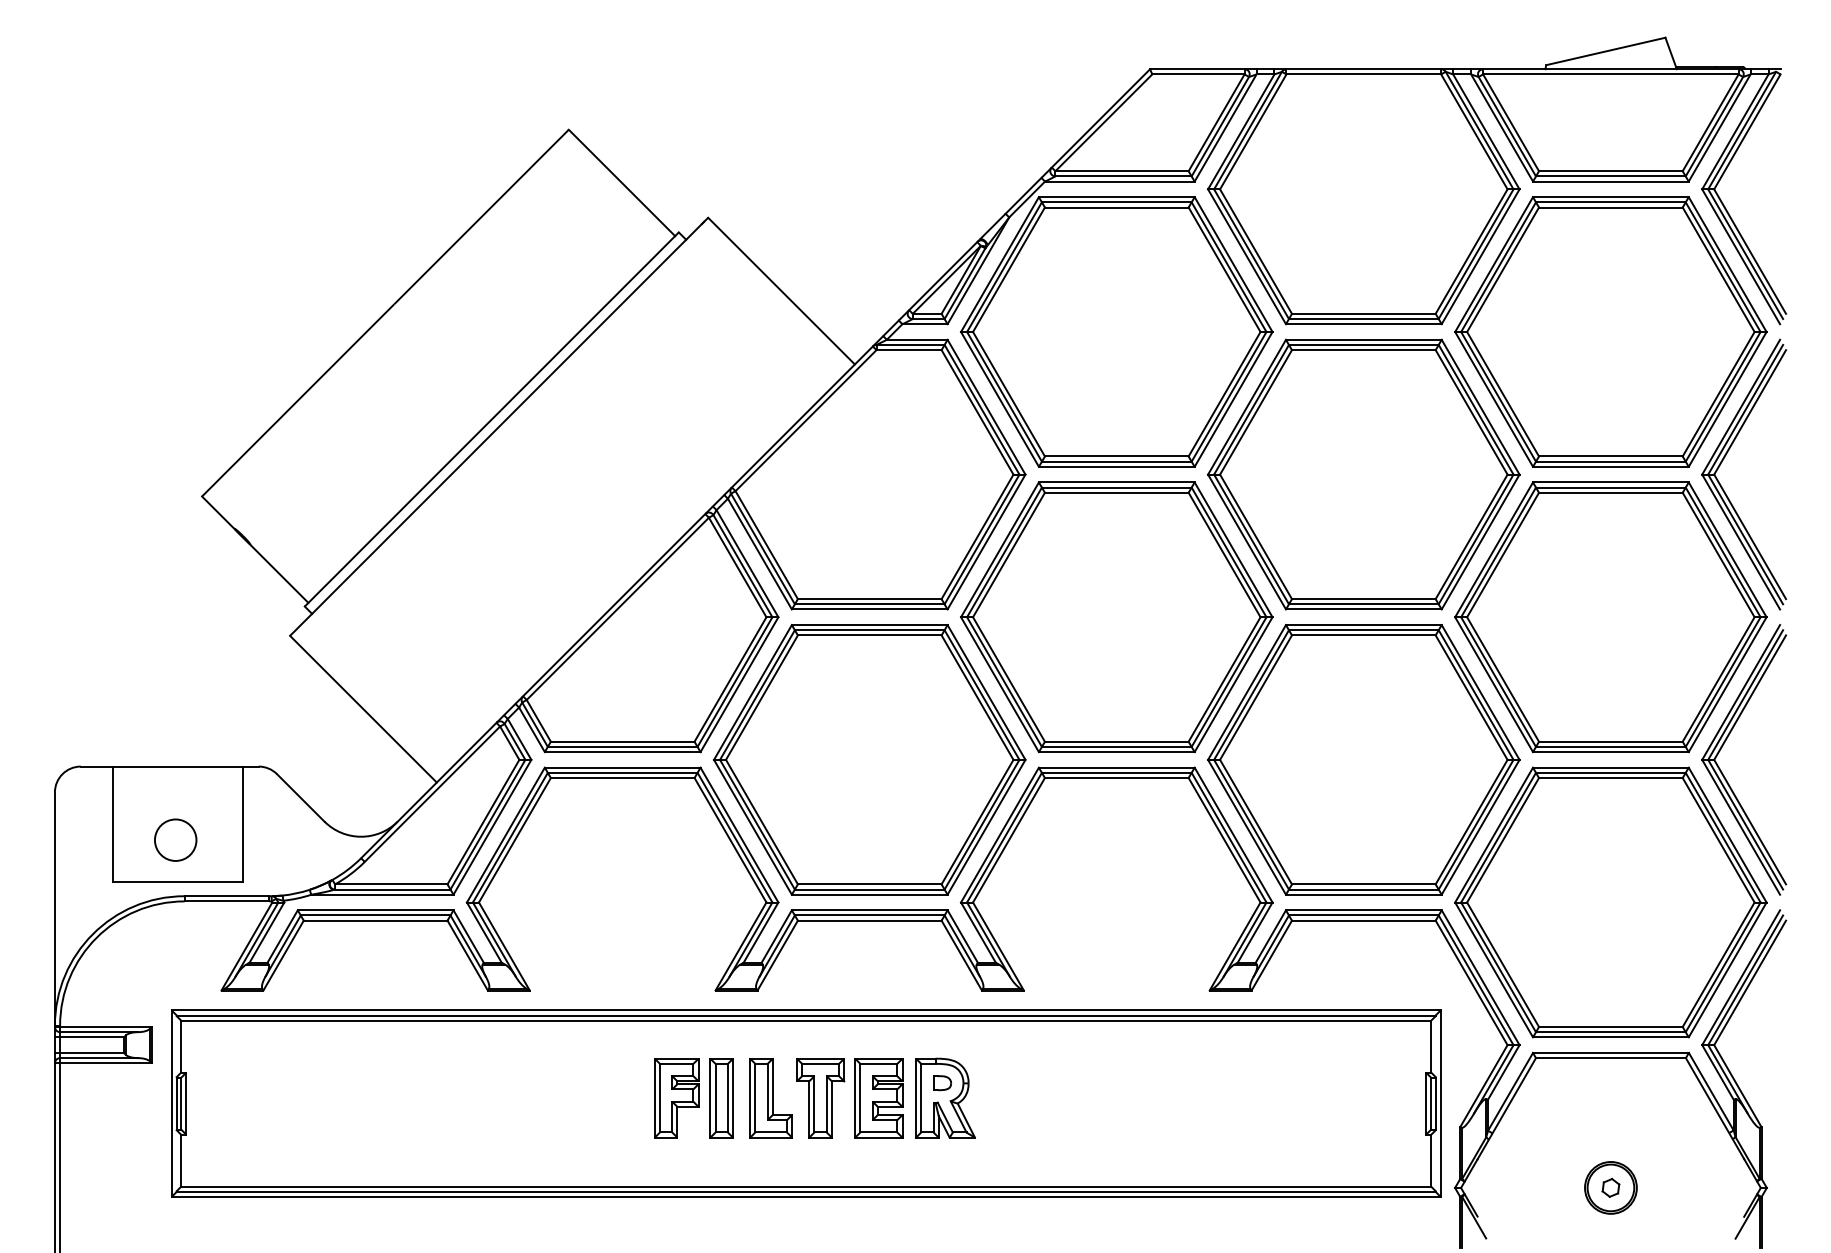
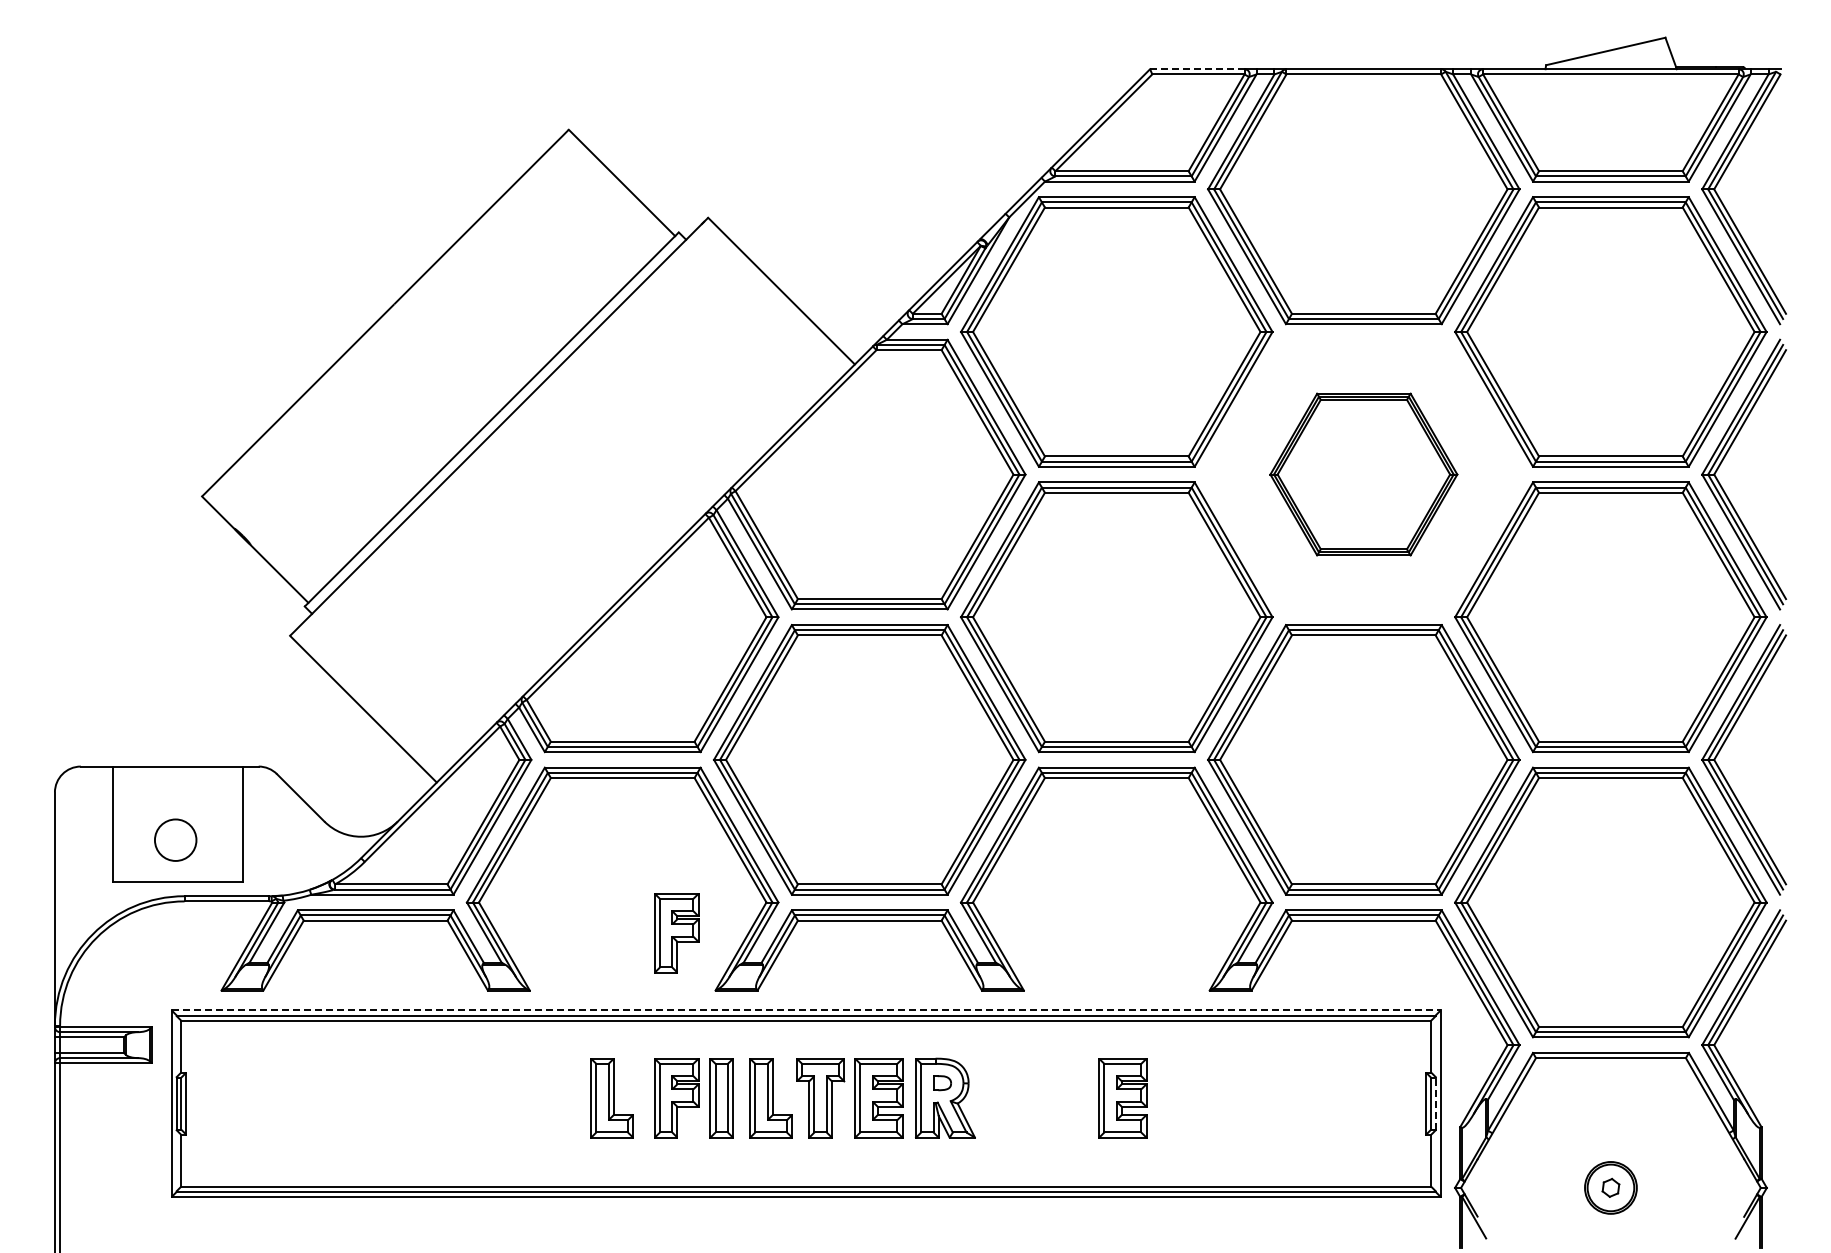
line: solid -> dashed (1197, 69)
part size: 314x273 px -> 190x165 px (1363, 474)
part: none -> present (676, 933)
line: solid -> dashed (806, 1010)
part: none -> present (611, 1098)
part: none -> present (1122, 1098)
line: solid -> dashed (1435, 1103)
